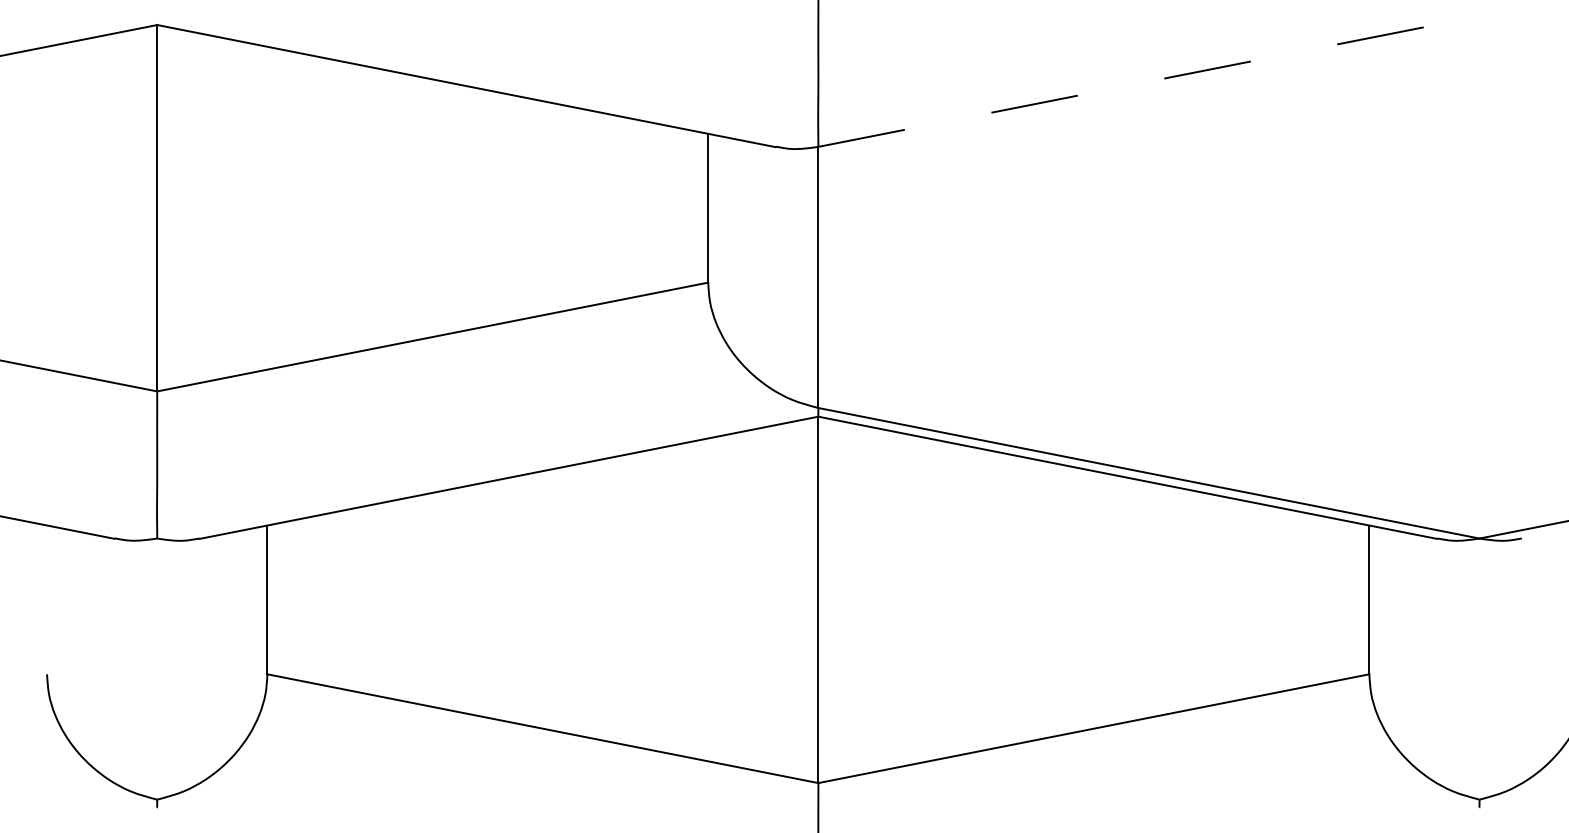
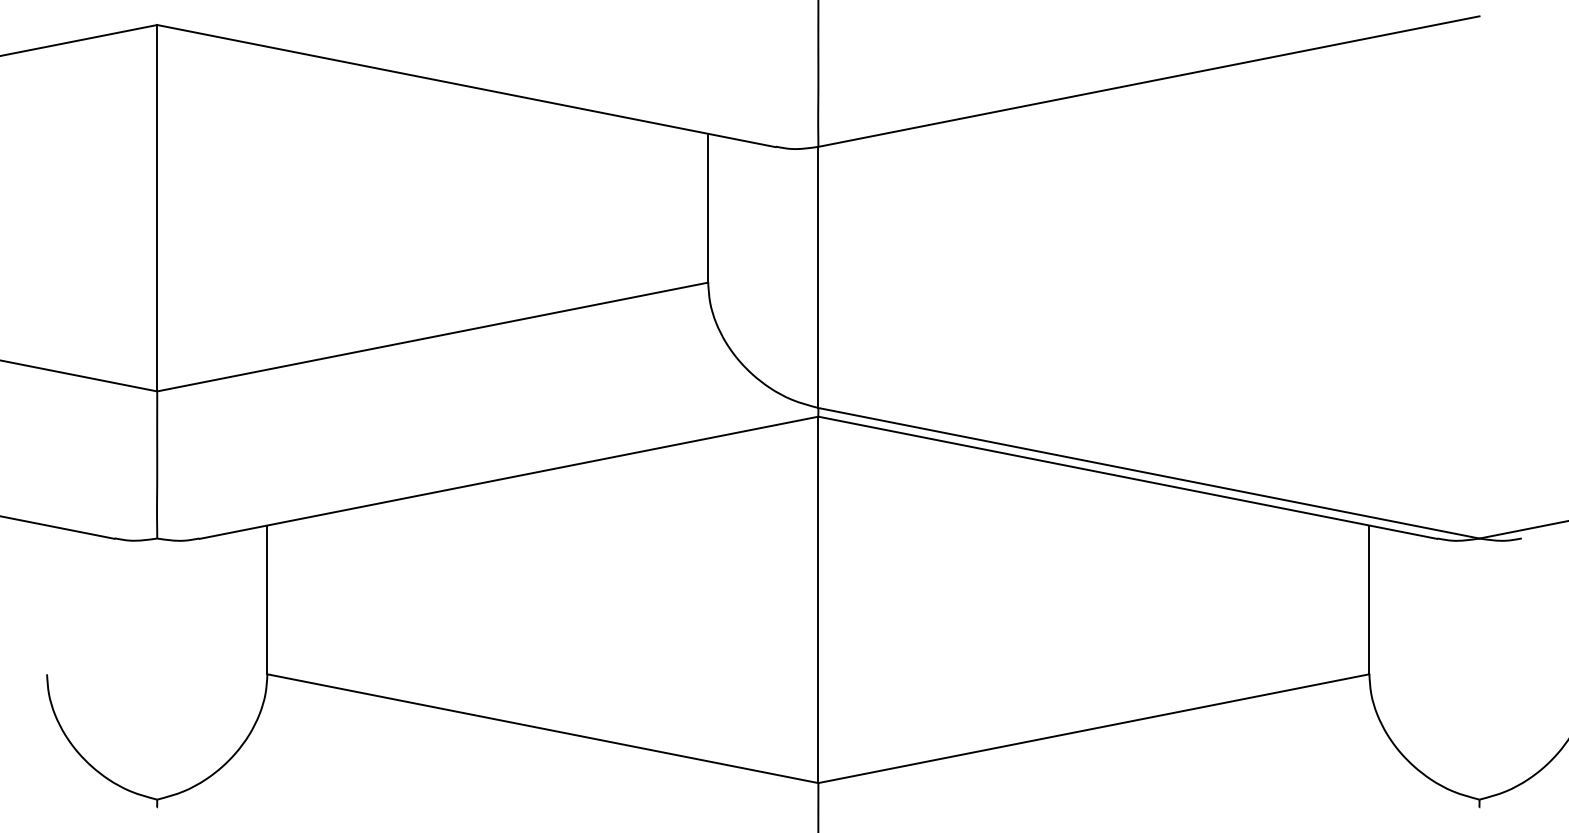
line: dashed -> solid (1148, 81)
